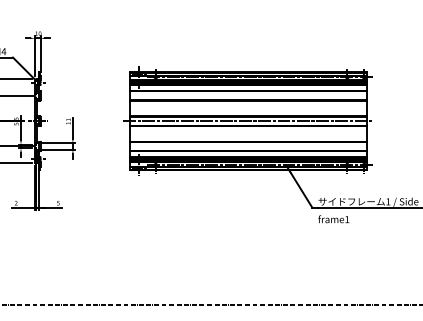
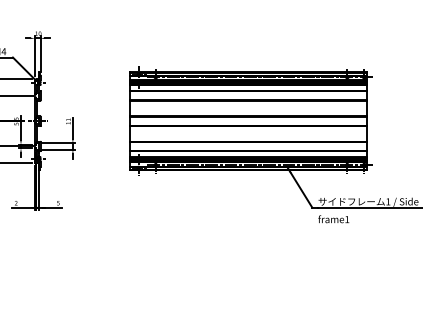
line: present -> none (248, 121)
line: present -> none (210, 305)
